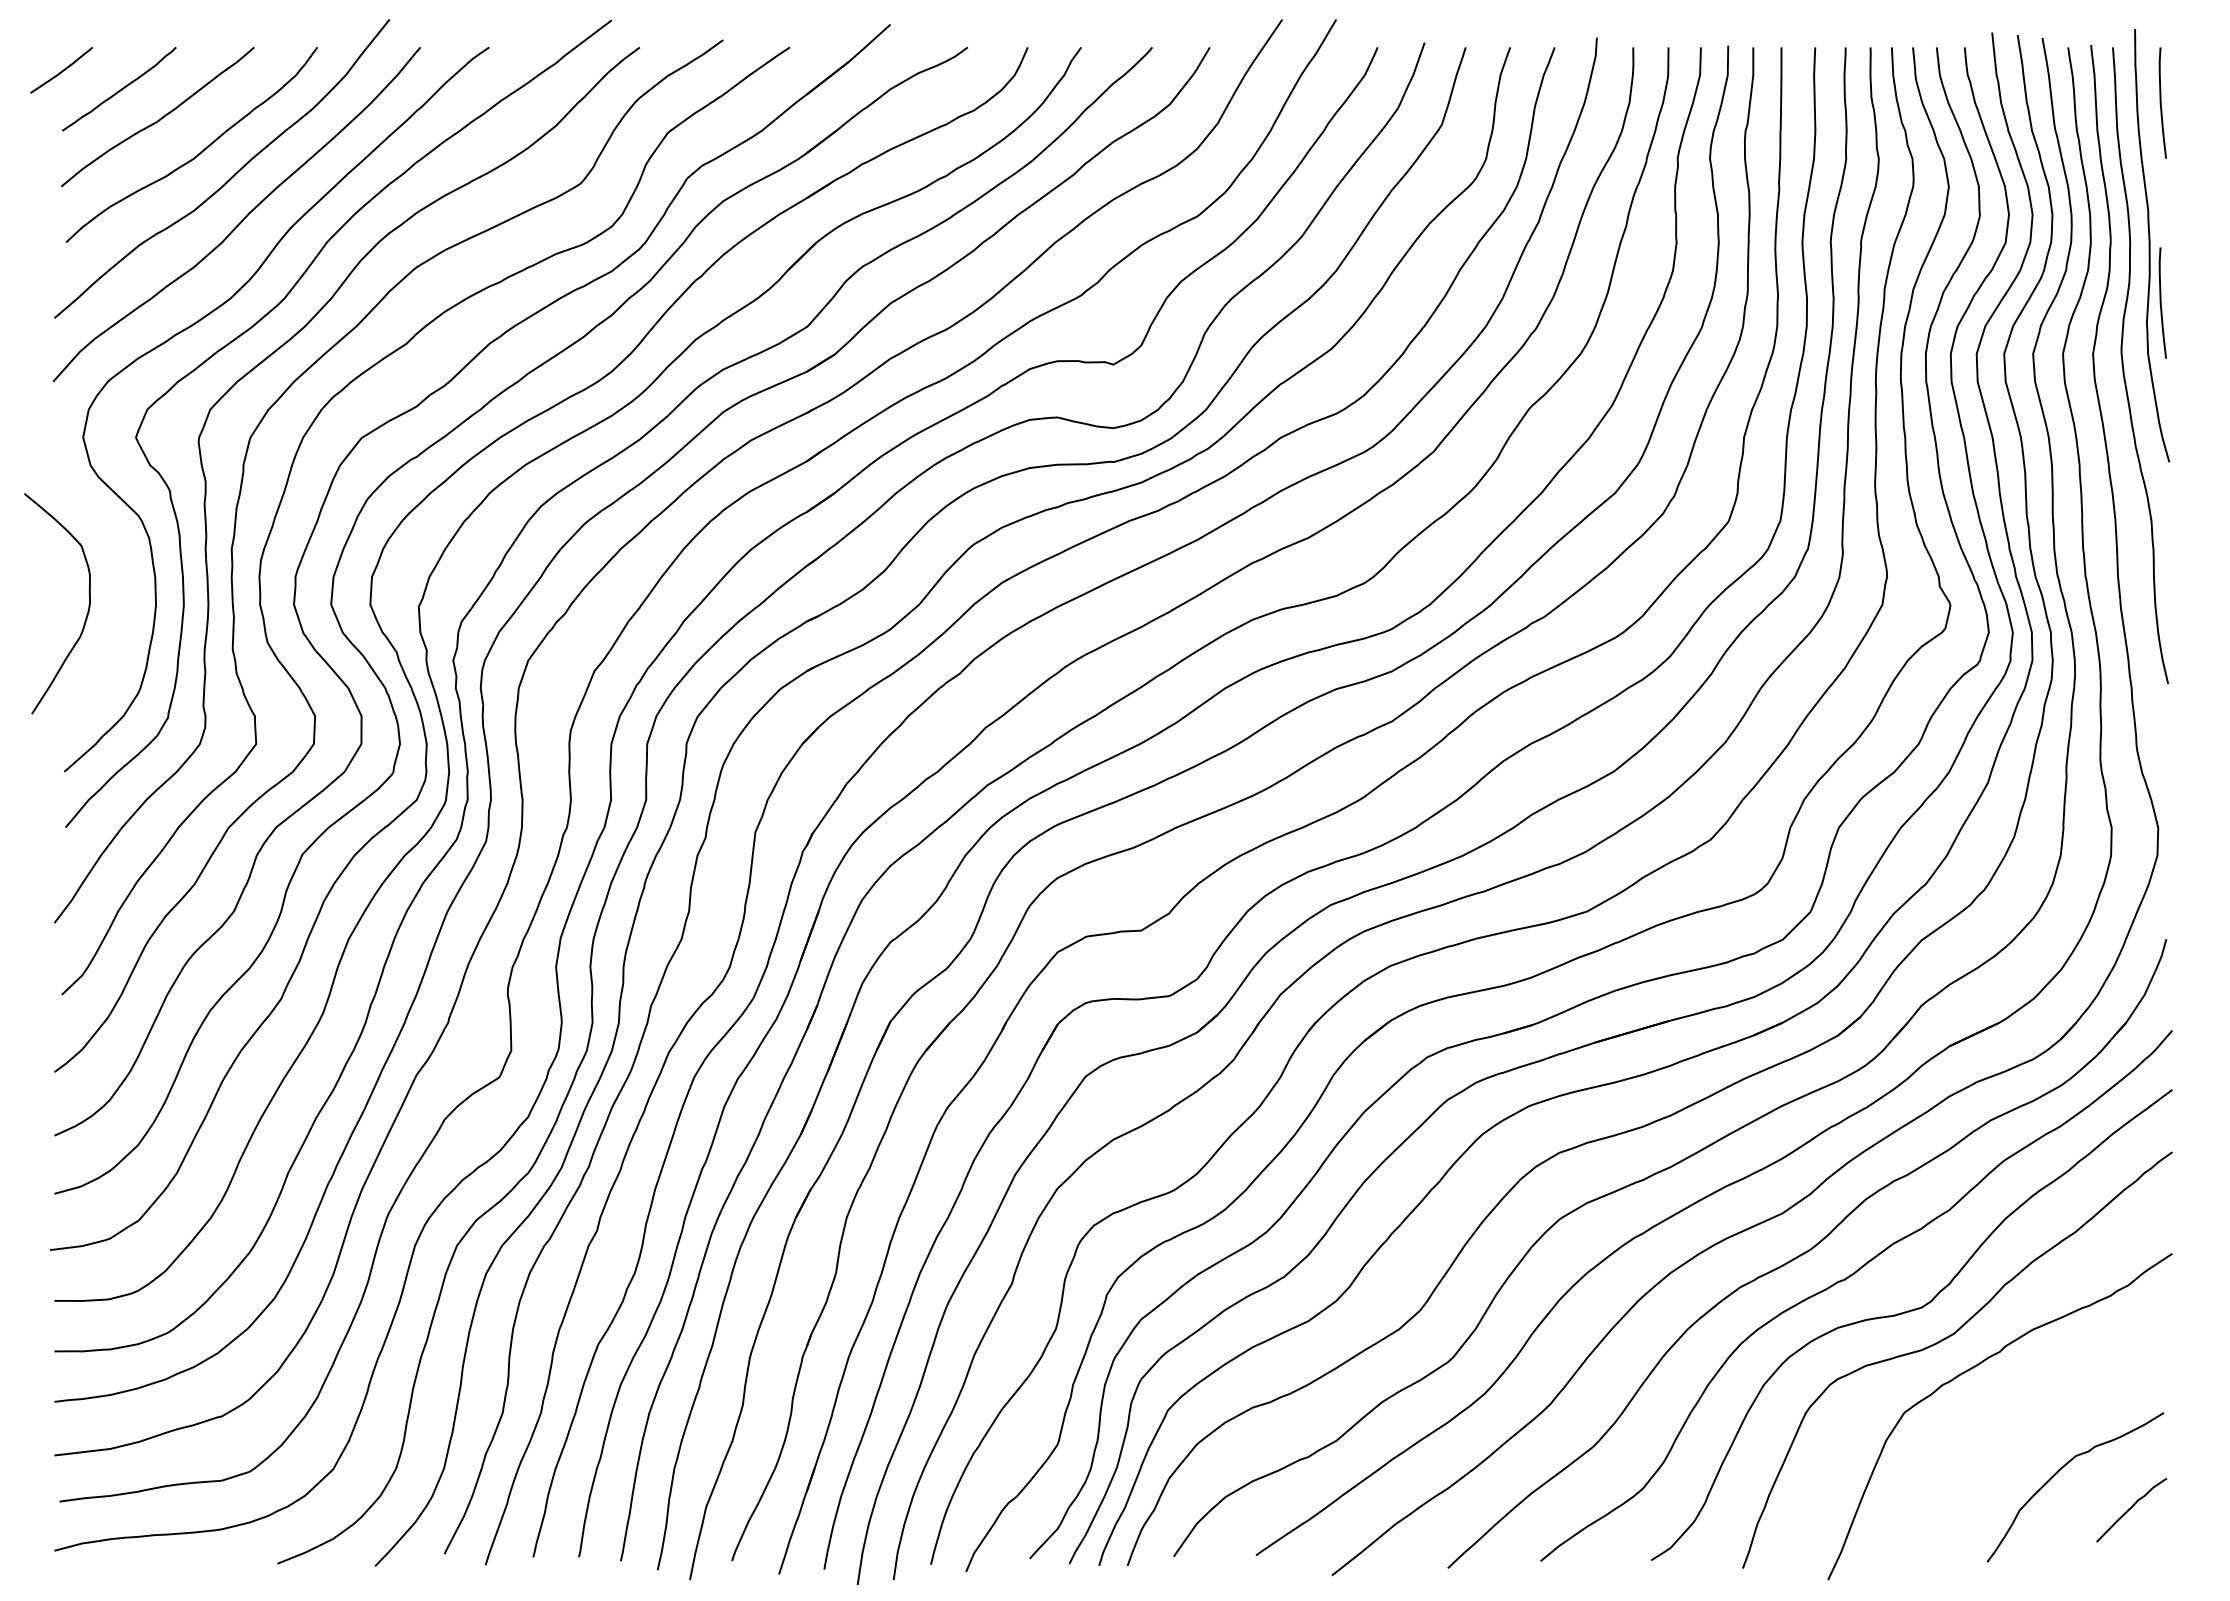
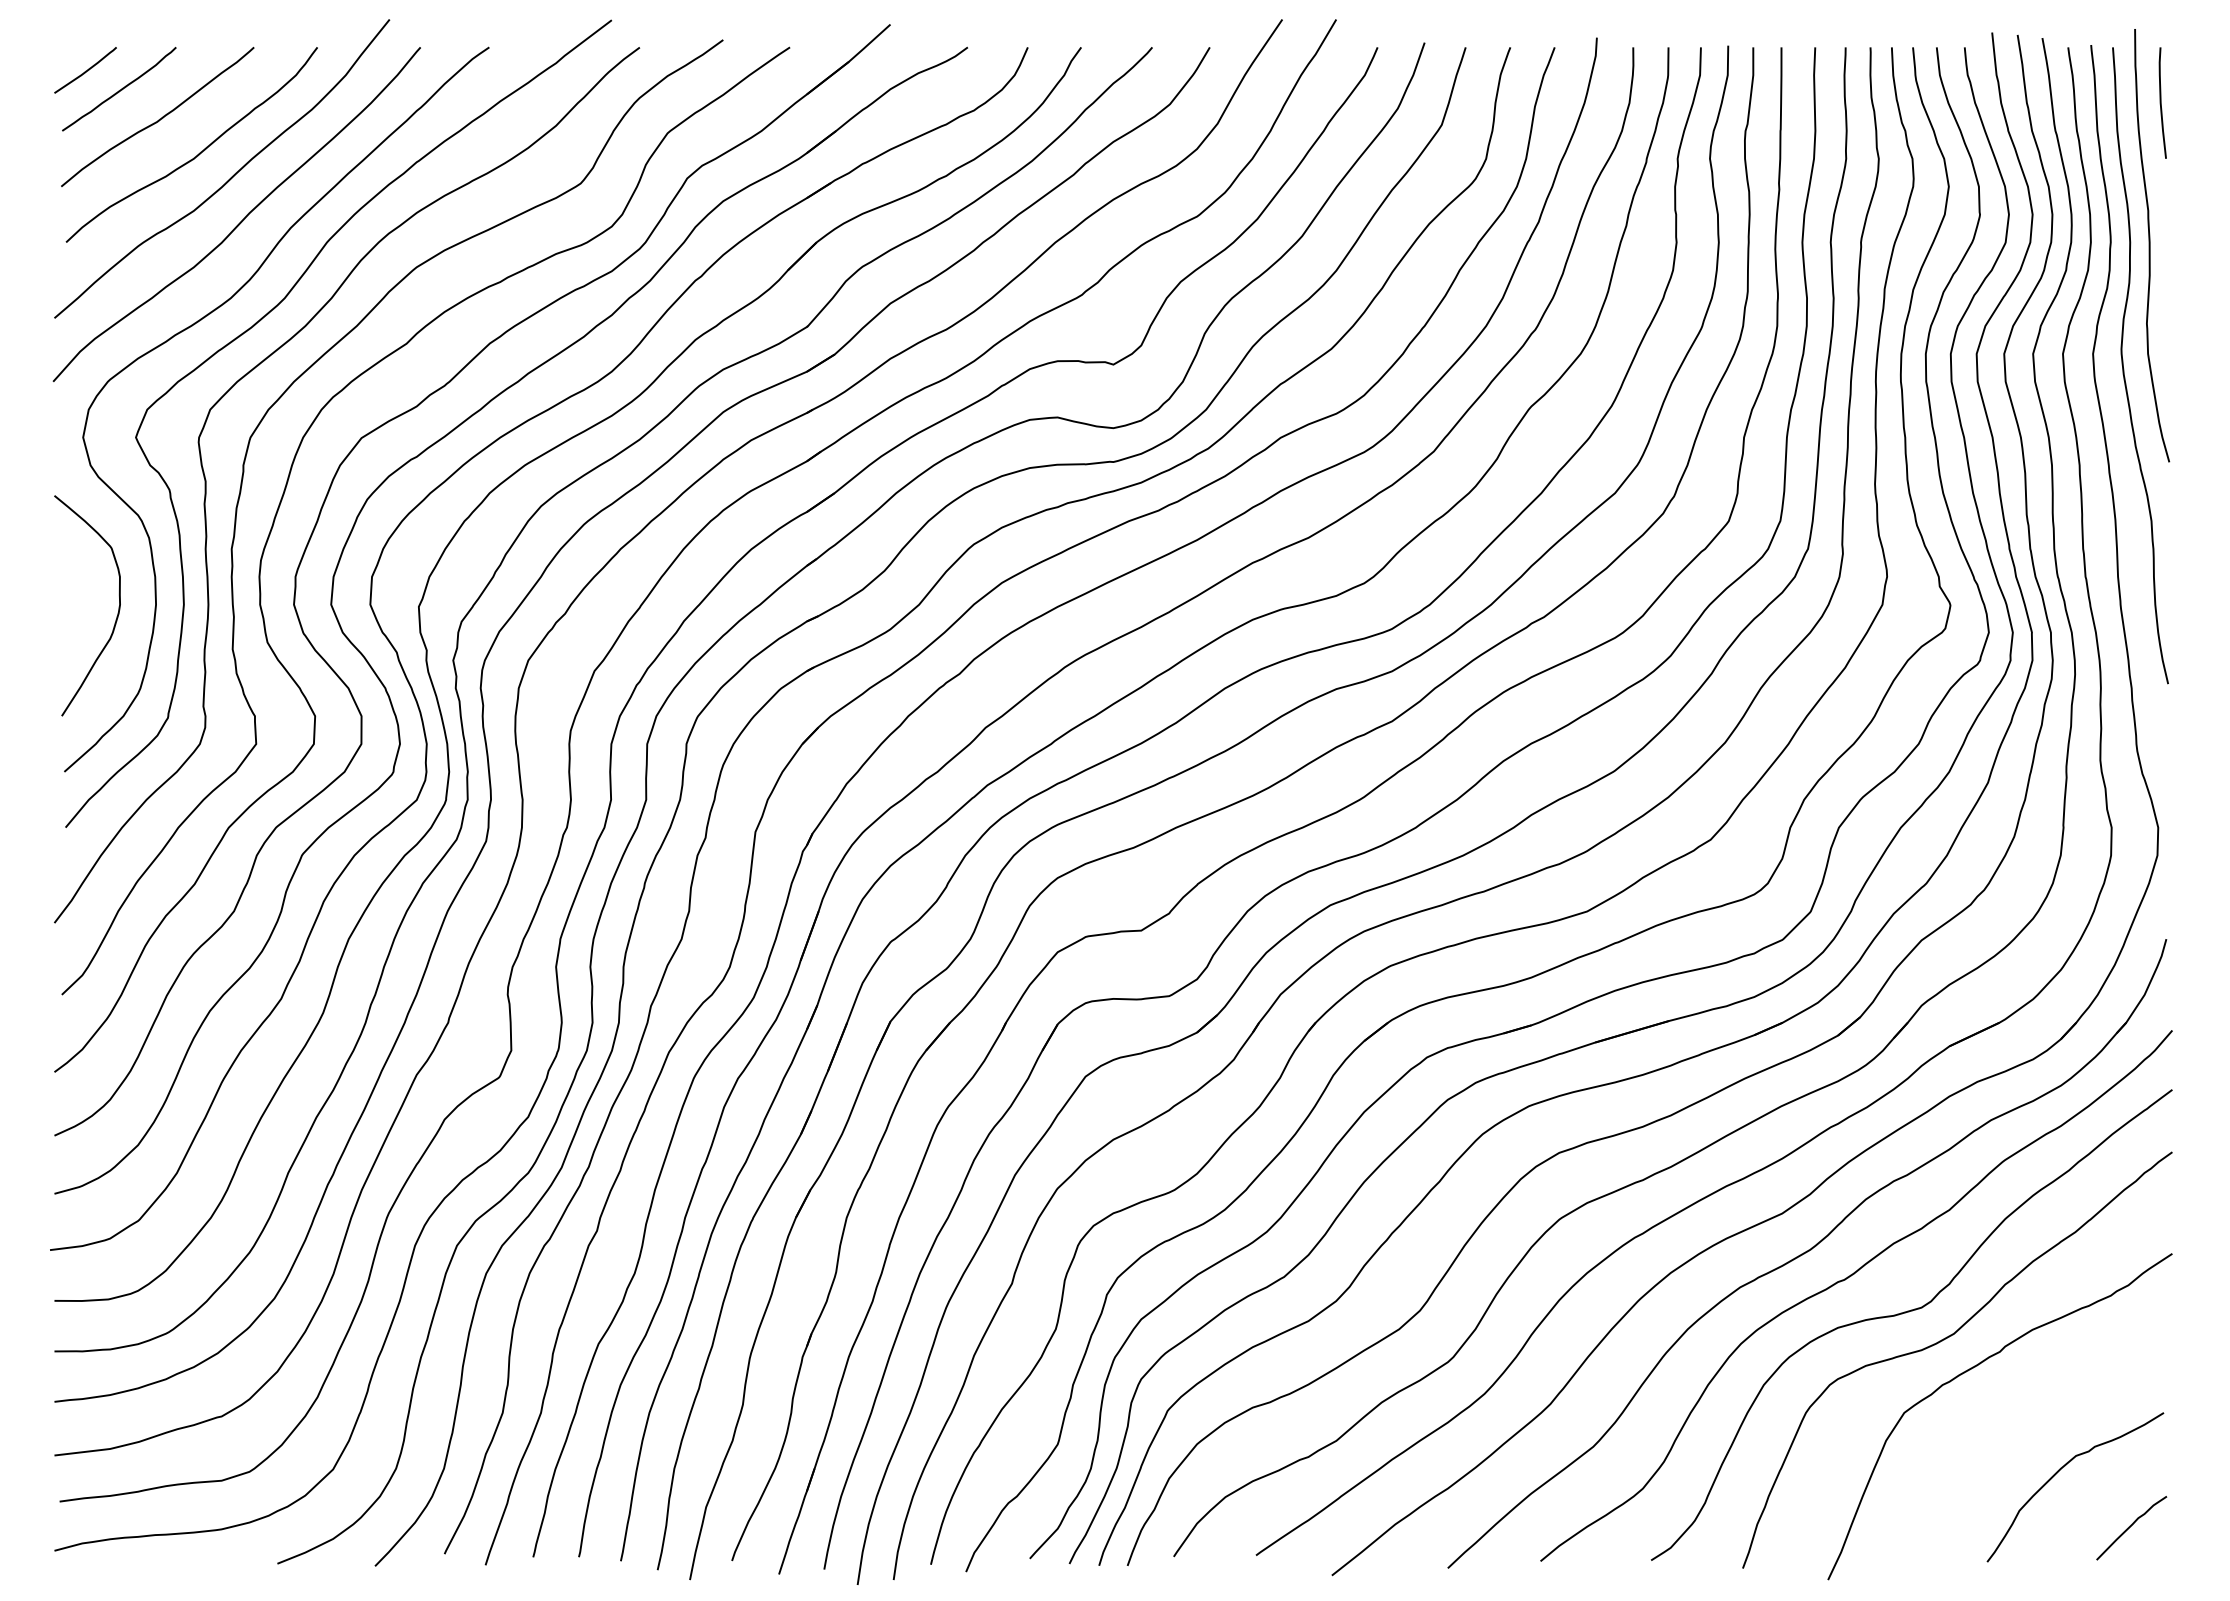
curve position: (61, 70) -> (85, 70) (85, 70)
curve: present -> none (2161, 302)
curve position: (87, 610) -> (117, 612) (117, 612)
curve position: (2130, 1509) -> (2130, 1527) (2130, 1527)
